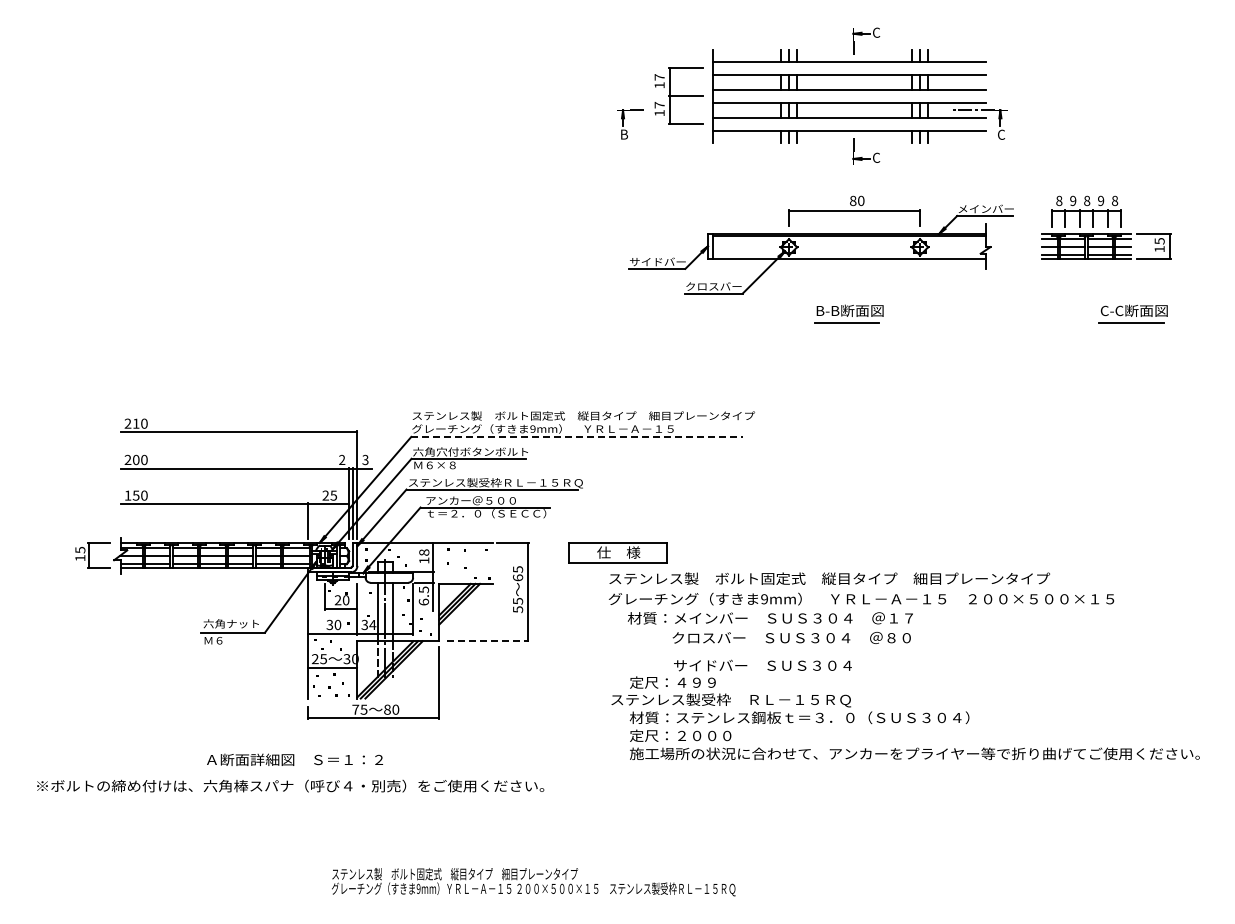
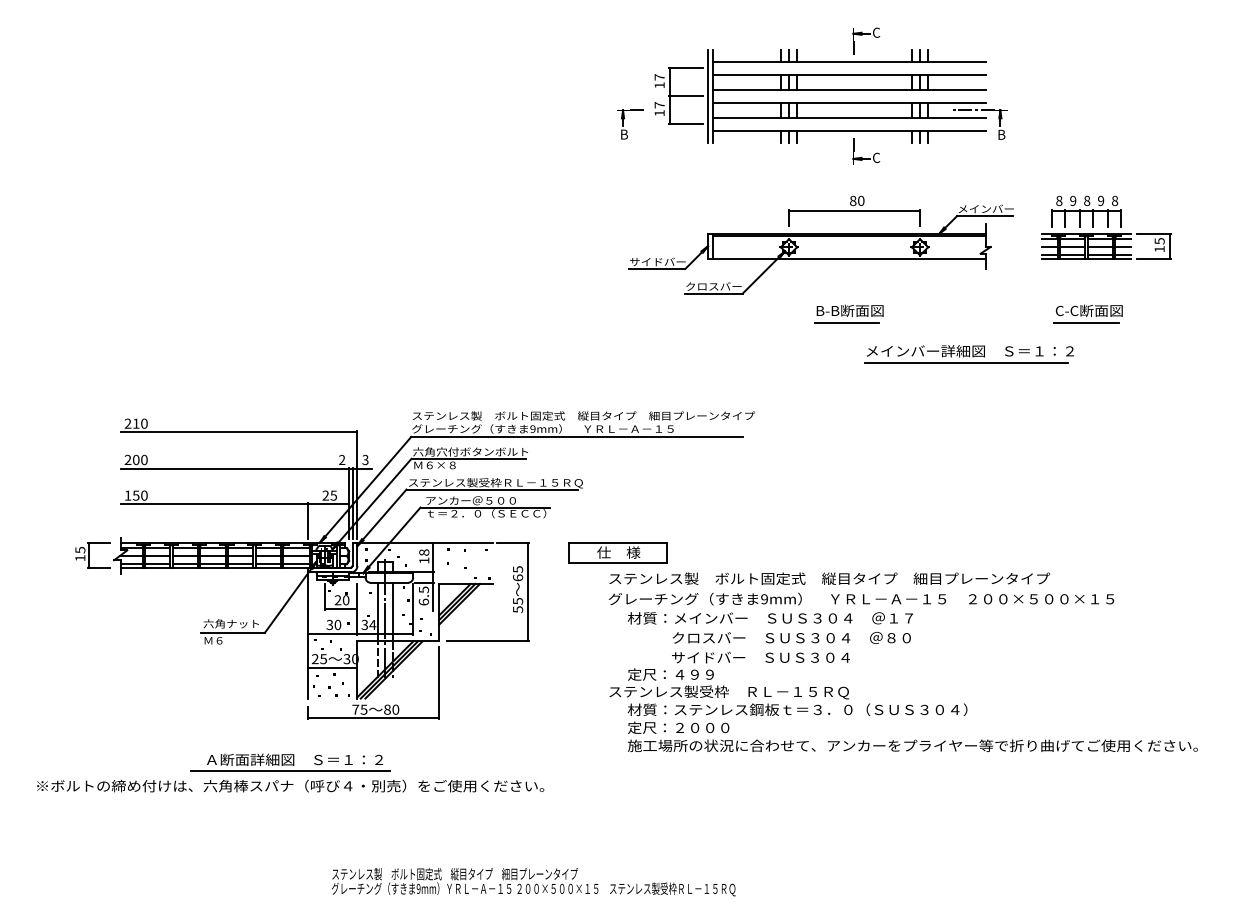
line: none -> present (707, 95)
text: C -> B (1001, 134)
part position: (1132, 313) -> (1087, 313) (1087, 313)
part: none -> present (968, 354)
line: dashed -> solid (577, 436)
line: dashed -> solid (488, 641)
text position: (905, 709) -> (903, 701) (903, 701)
line: none -> present (290, 770)
